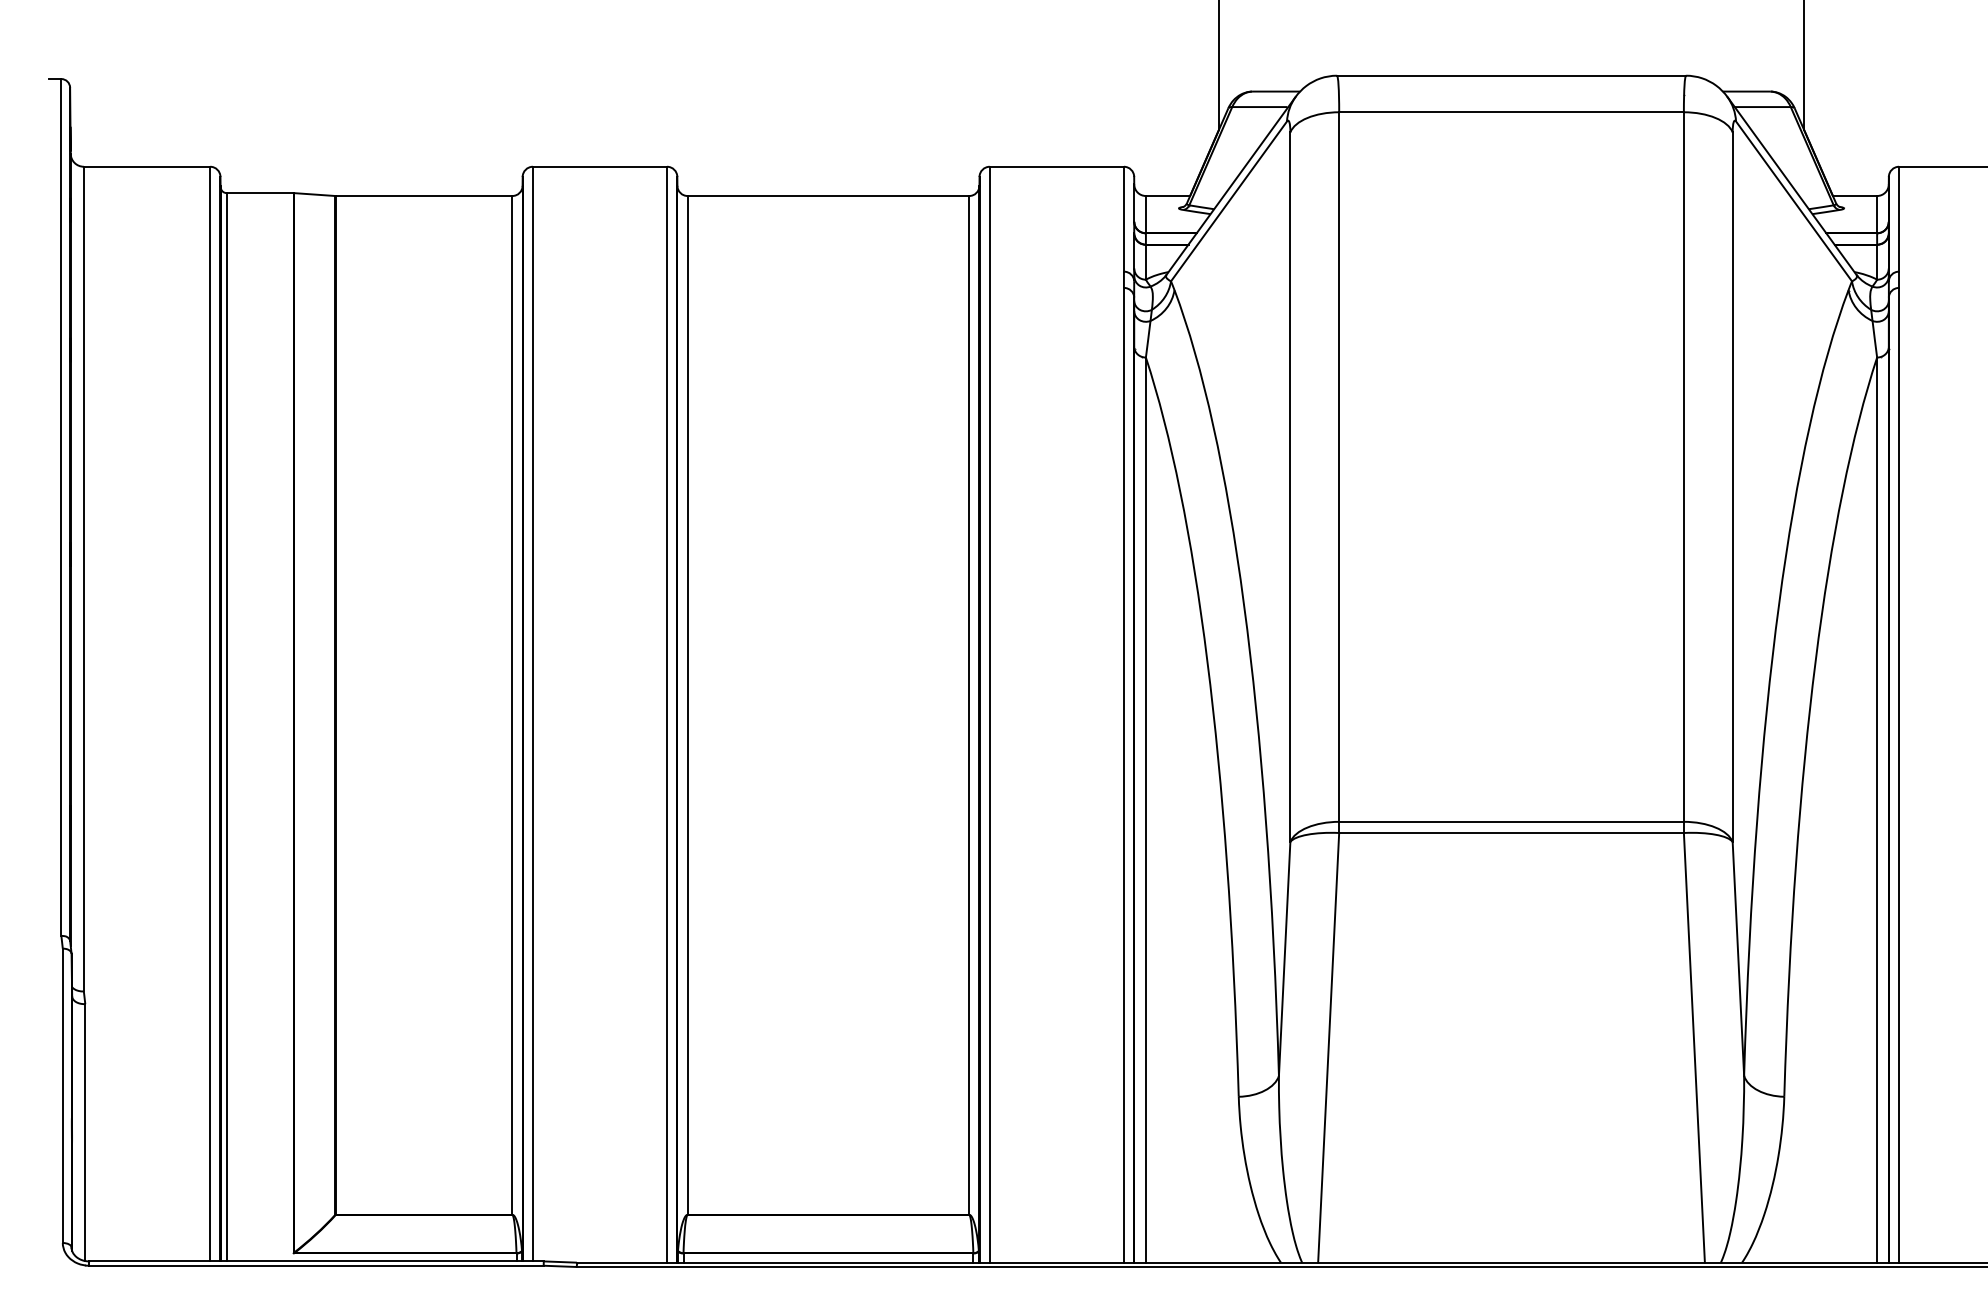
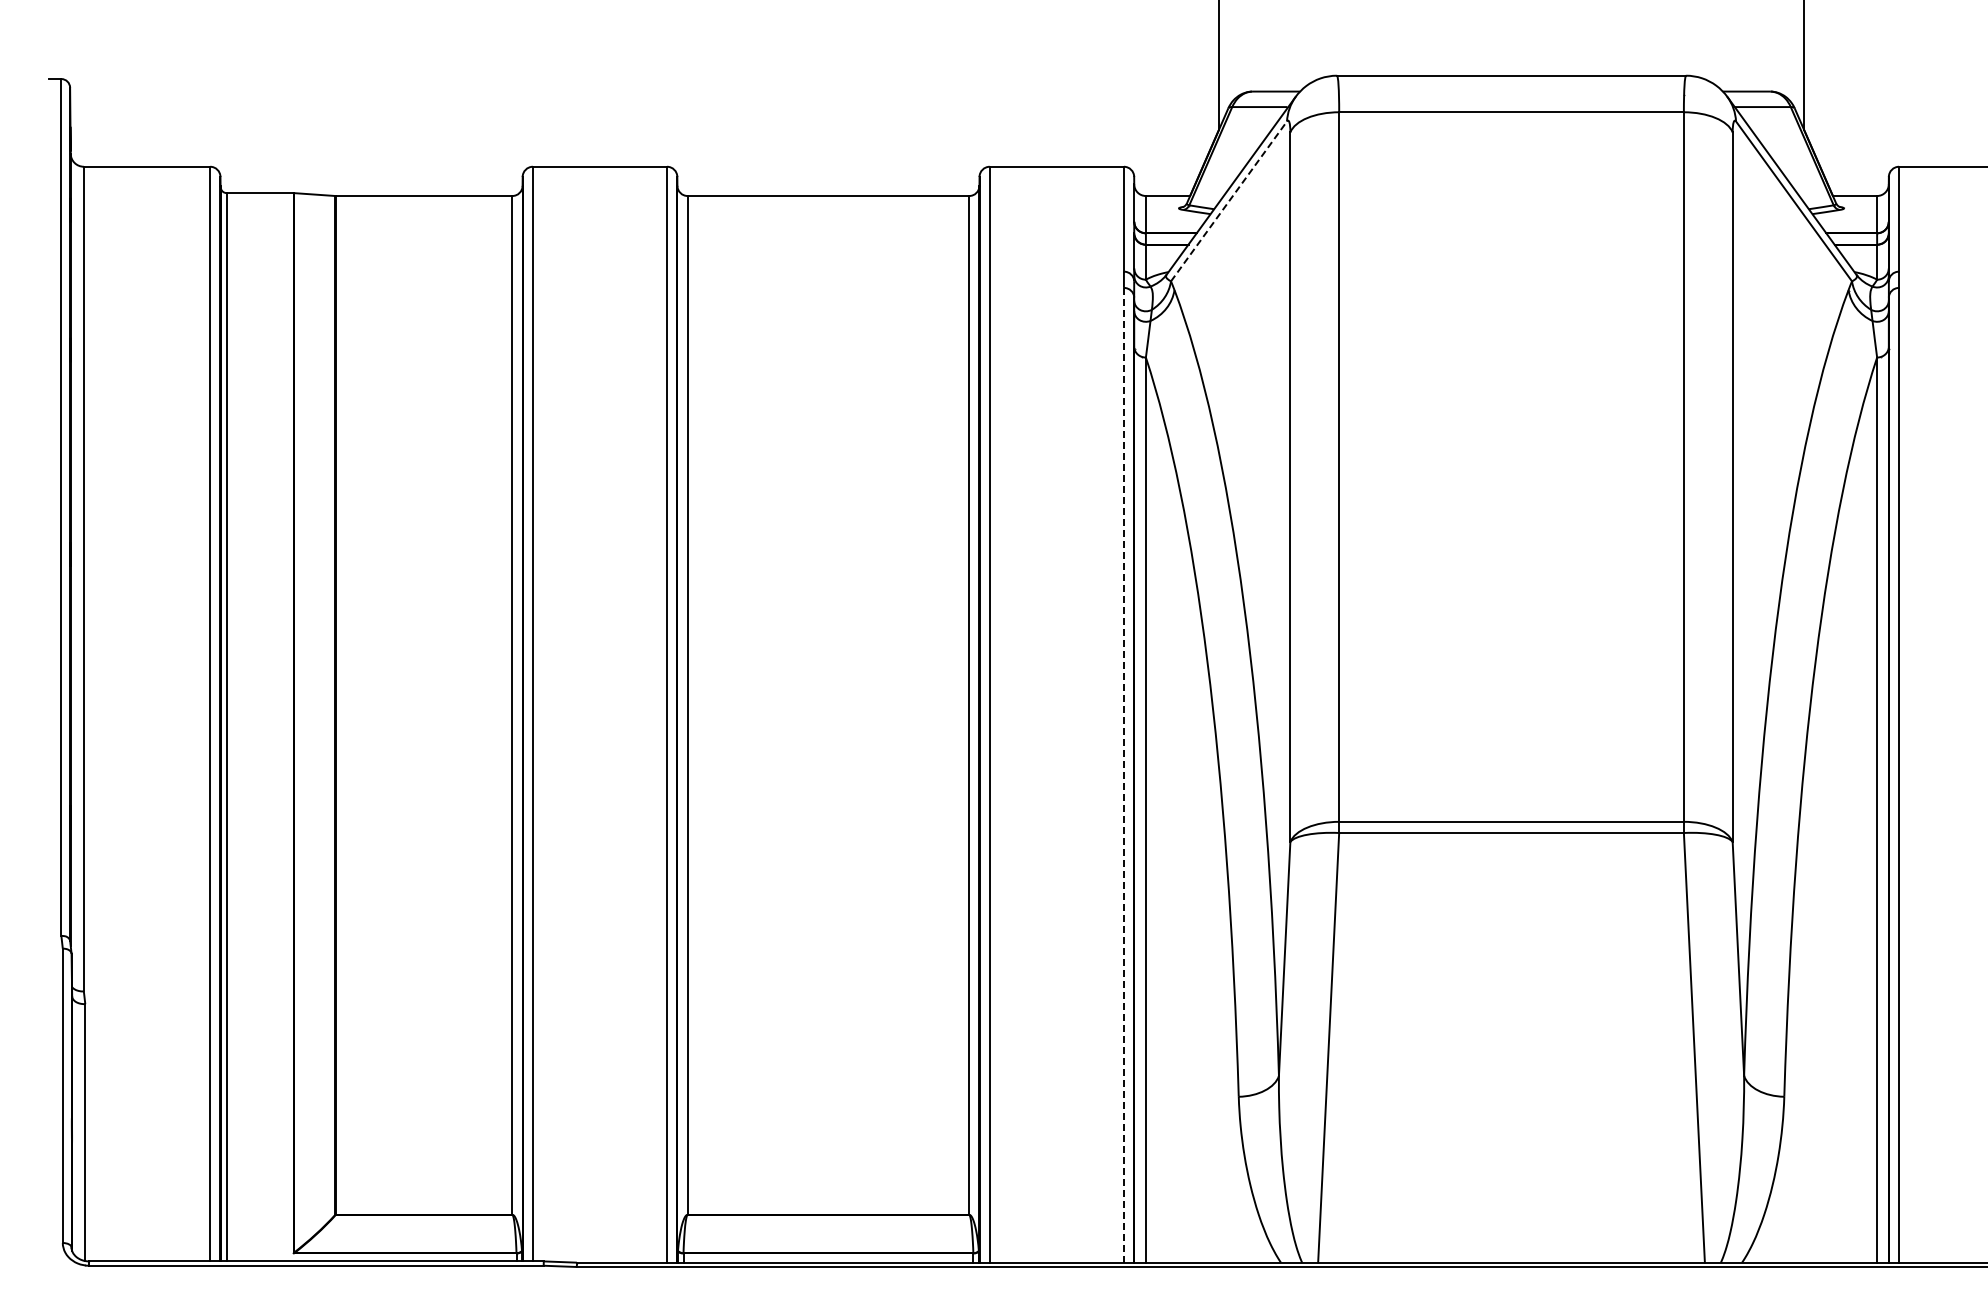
line: solid -> dashed (1229, 201)
line: solid -> dashed (1123, 774)
